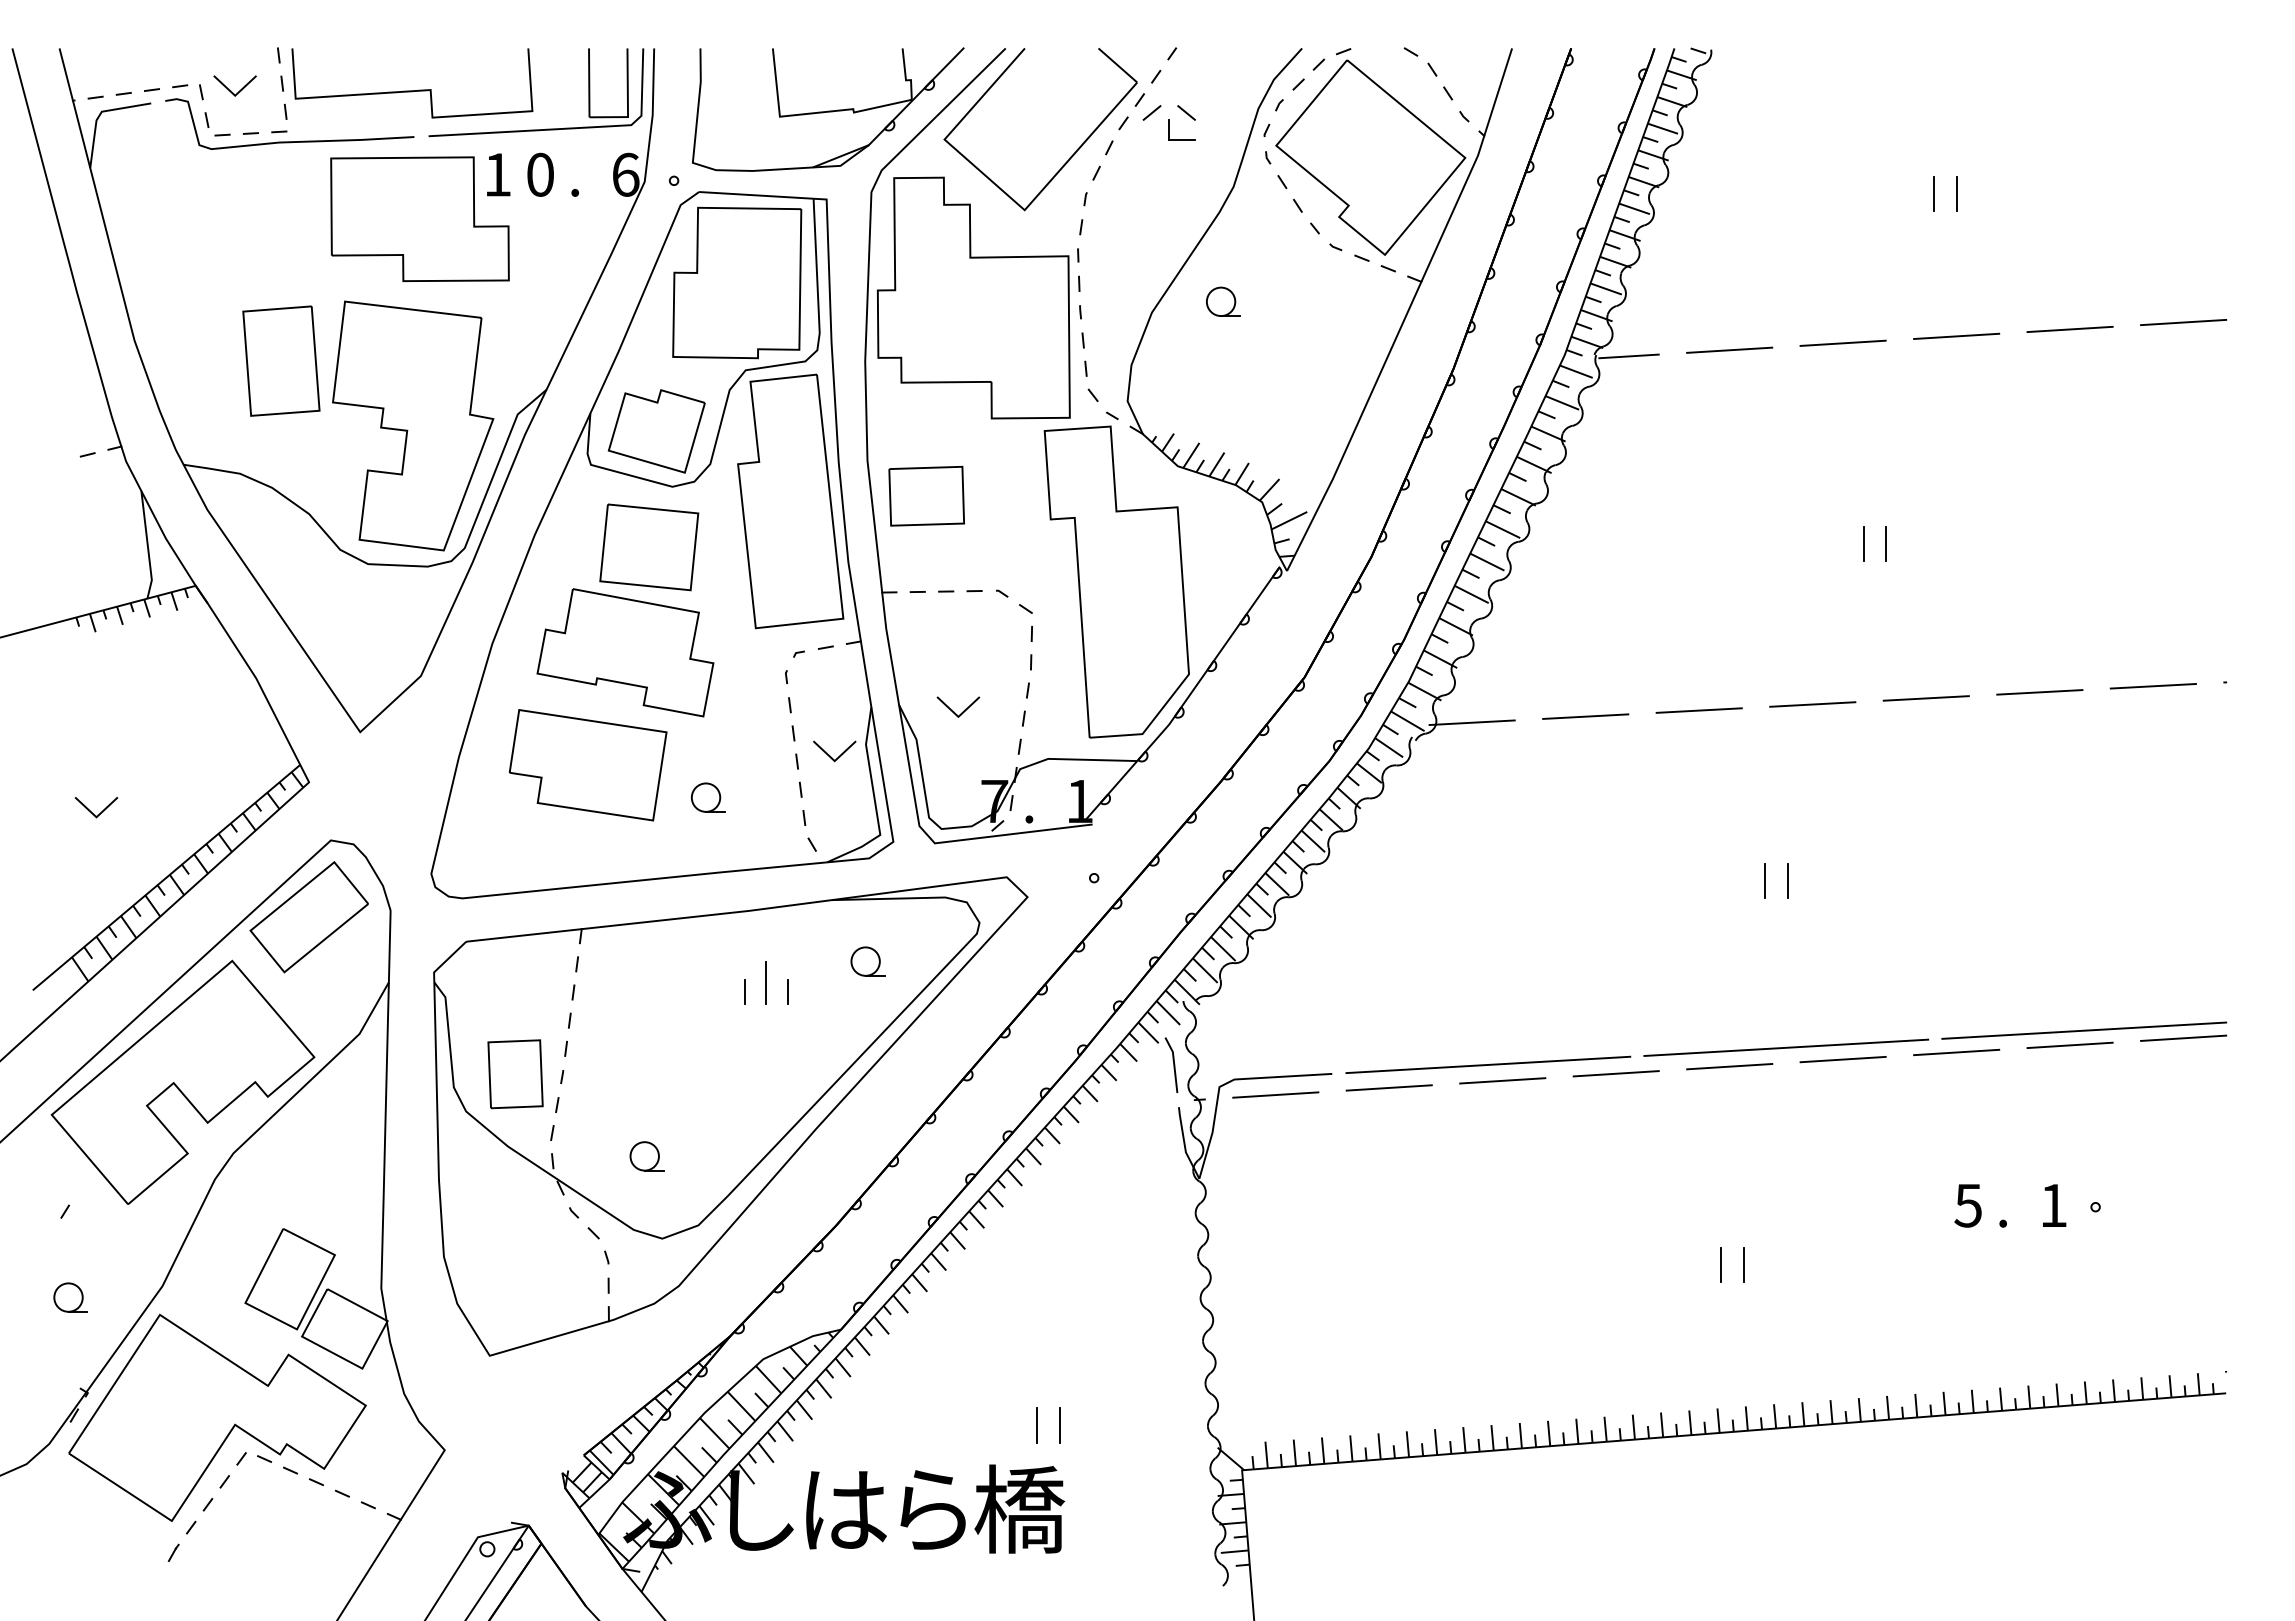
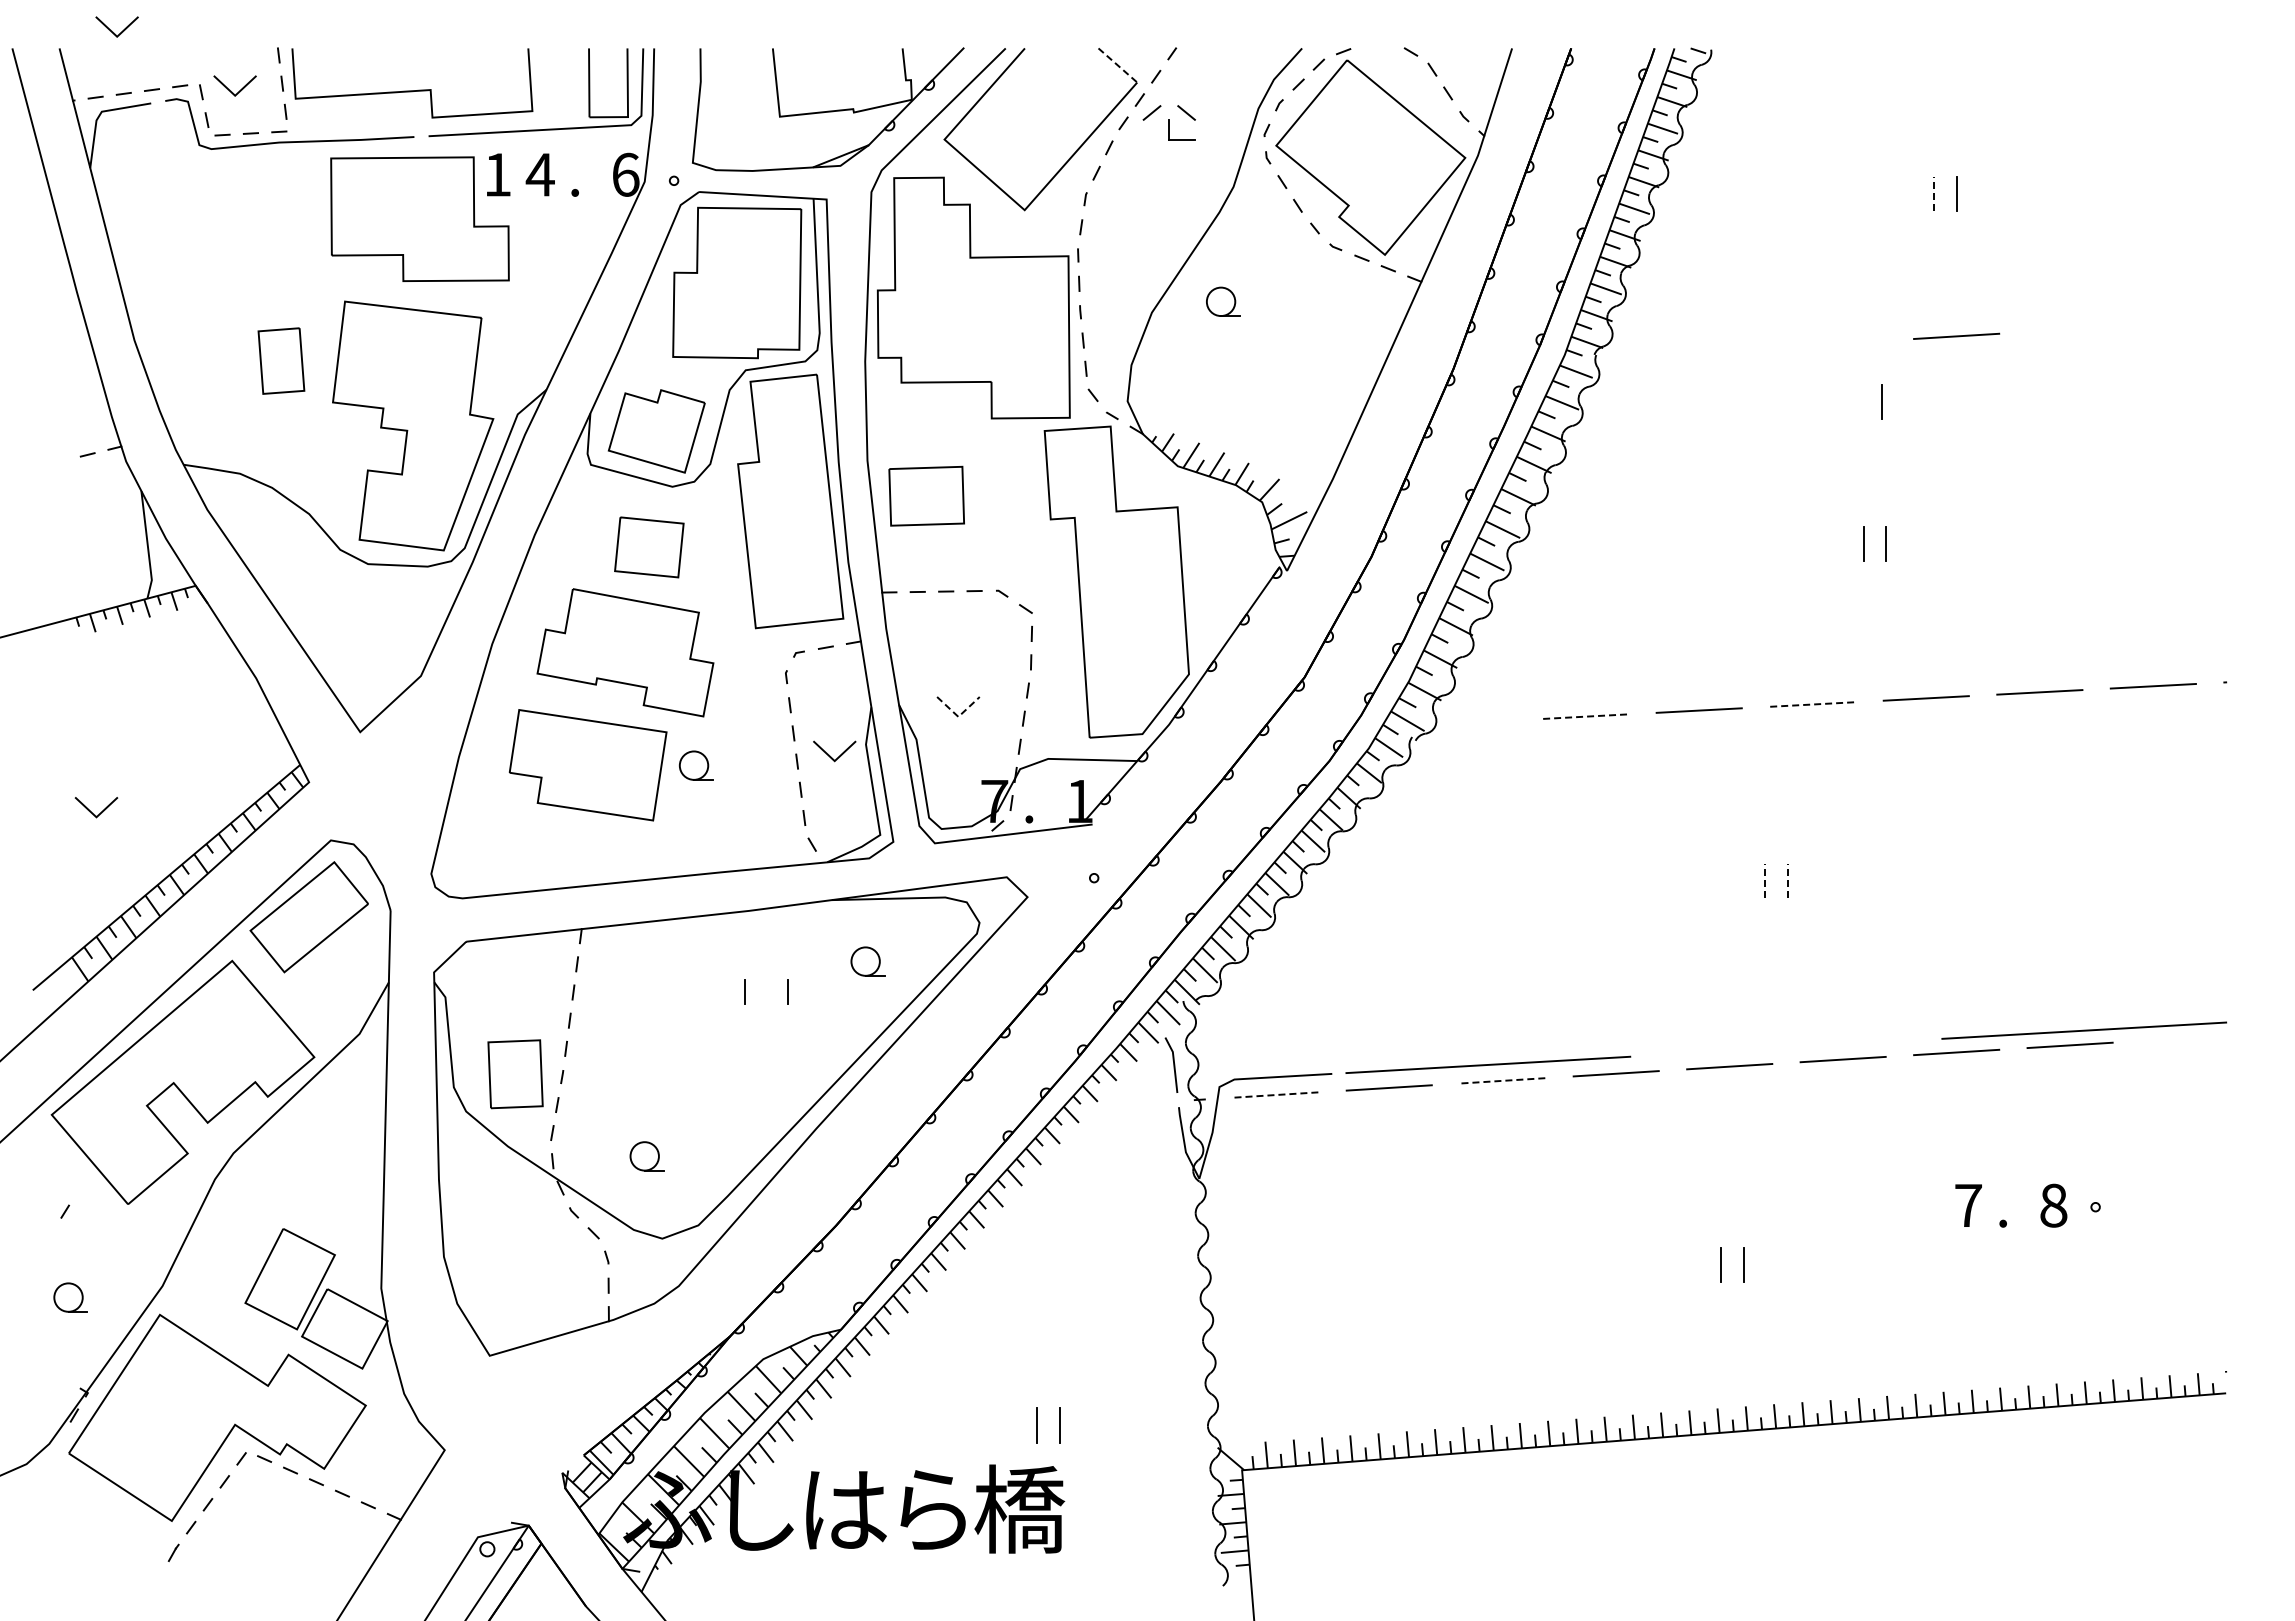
line: none -> present (114, 32)
line: solid -> dashed (1117, 65)
text: 0 -> 4 (539, 174)
line: solid -> dashed (1933, 193)
line: present -> none (2183, 322)
line: present -> none (2069, 329)
line: present -> none (1842, 342)
line: present -> none (1729, 349)
line: present -> none (1628, 356)
part size: 79x112 px -> 49x68 px (281, 360)
line: none -> present (1881, 401)
part size: 101x89 px -> 71x63 px (649, 547)
line: solid -> dashed (1812, 704)
line: solid -> dashed (958, 716)
line: solid -> dashed (1585, 716)
line: present -> none (1471, 722)
part position: (707, 797) -> (695, 765) (695, 765)
line: solid -> dashed (1765, 880)
line: solid -> dashed (1787, 880)
line: present -> none (766, 982)
line: present -> none (2183, 1037)
line: present -> none (1786, 1047)
line: solid -> dashed (1502, 1080)
line: solid -> dashed (1275, 1095)
text: 5 -> 7 (1967, 1205)
text: 1 -> 8 (2053, 1205)
